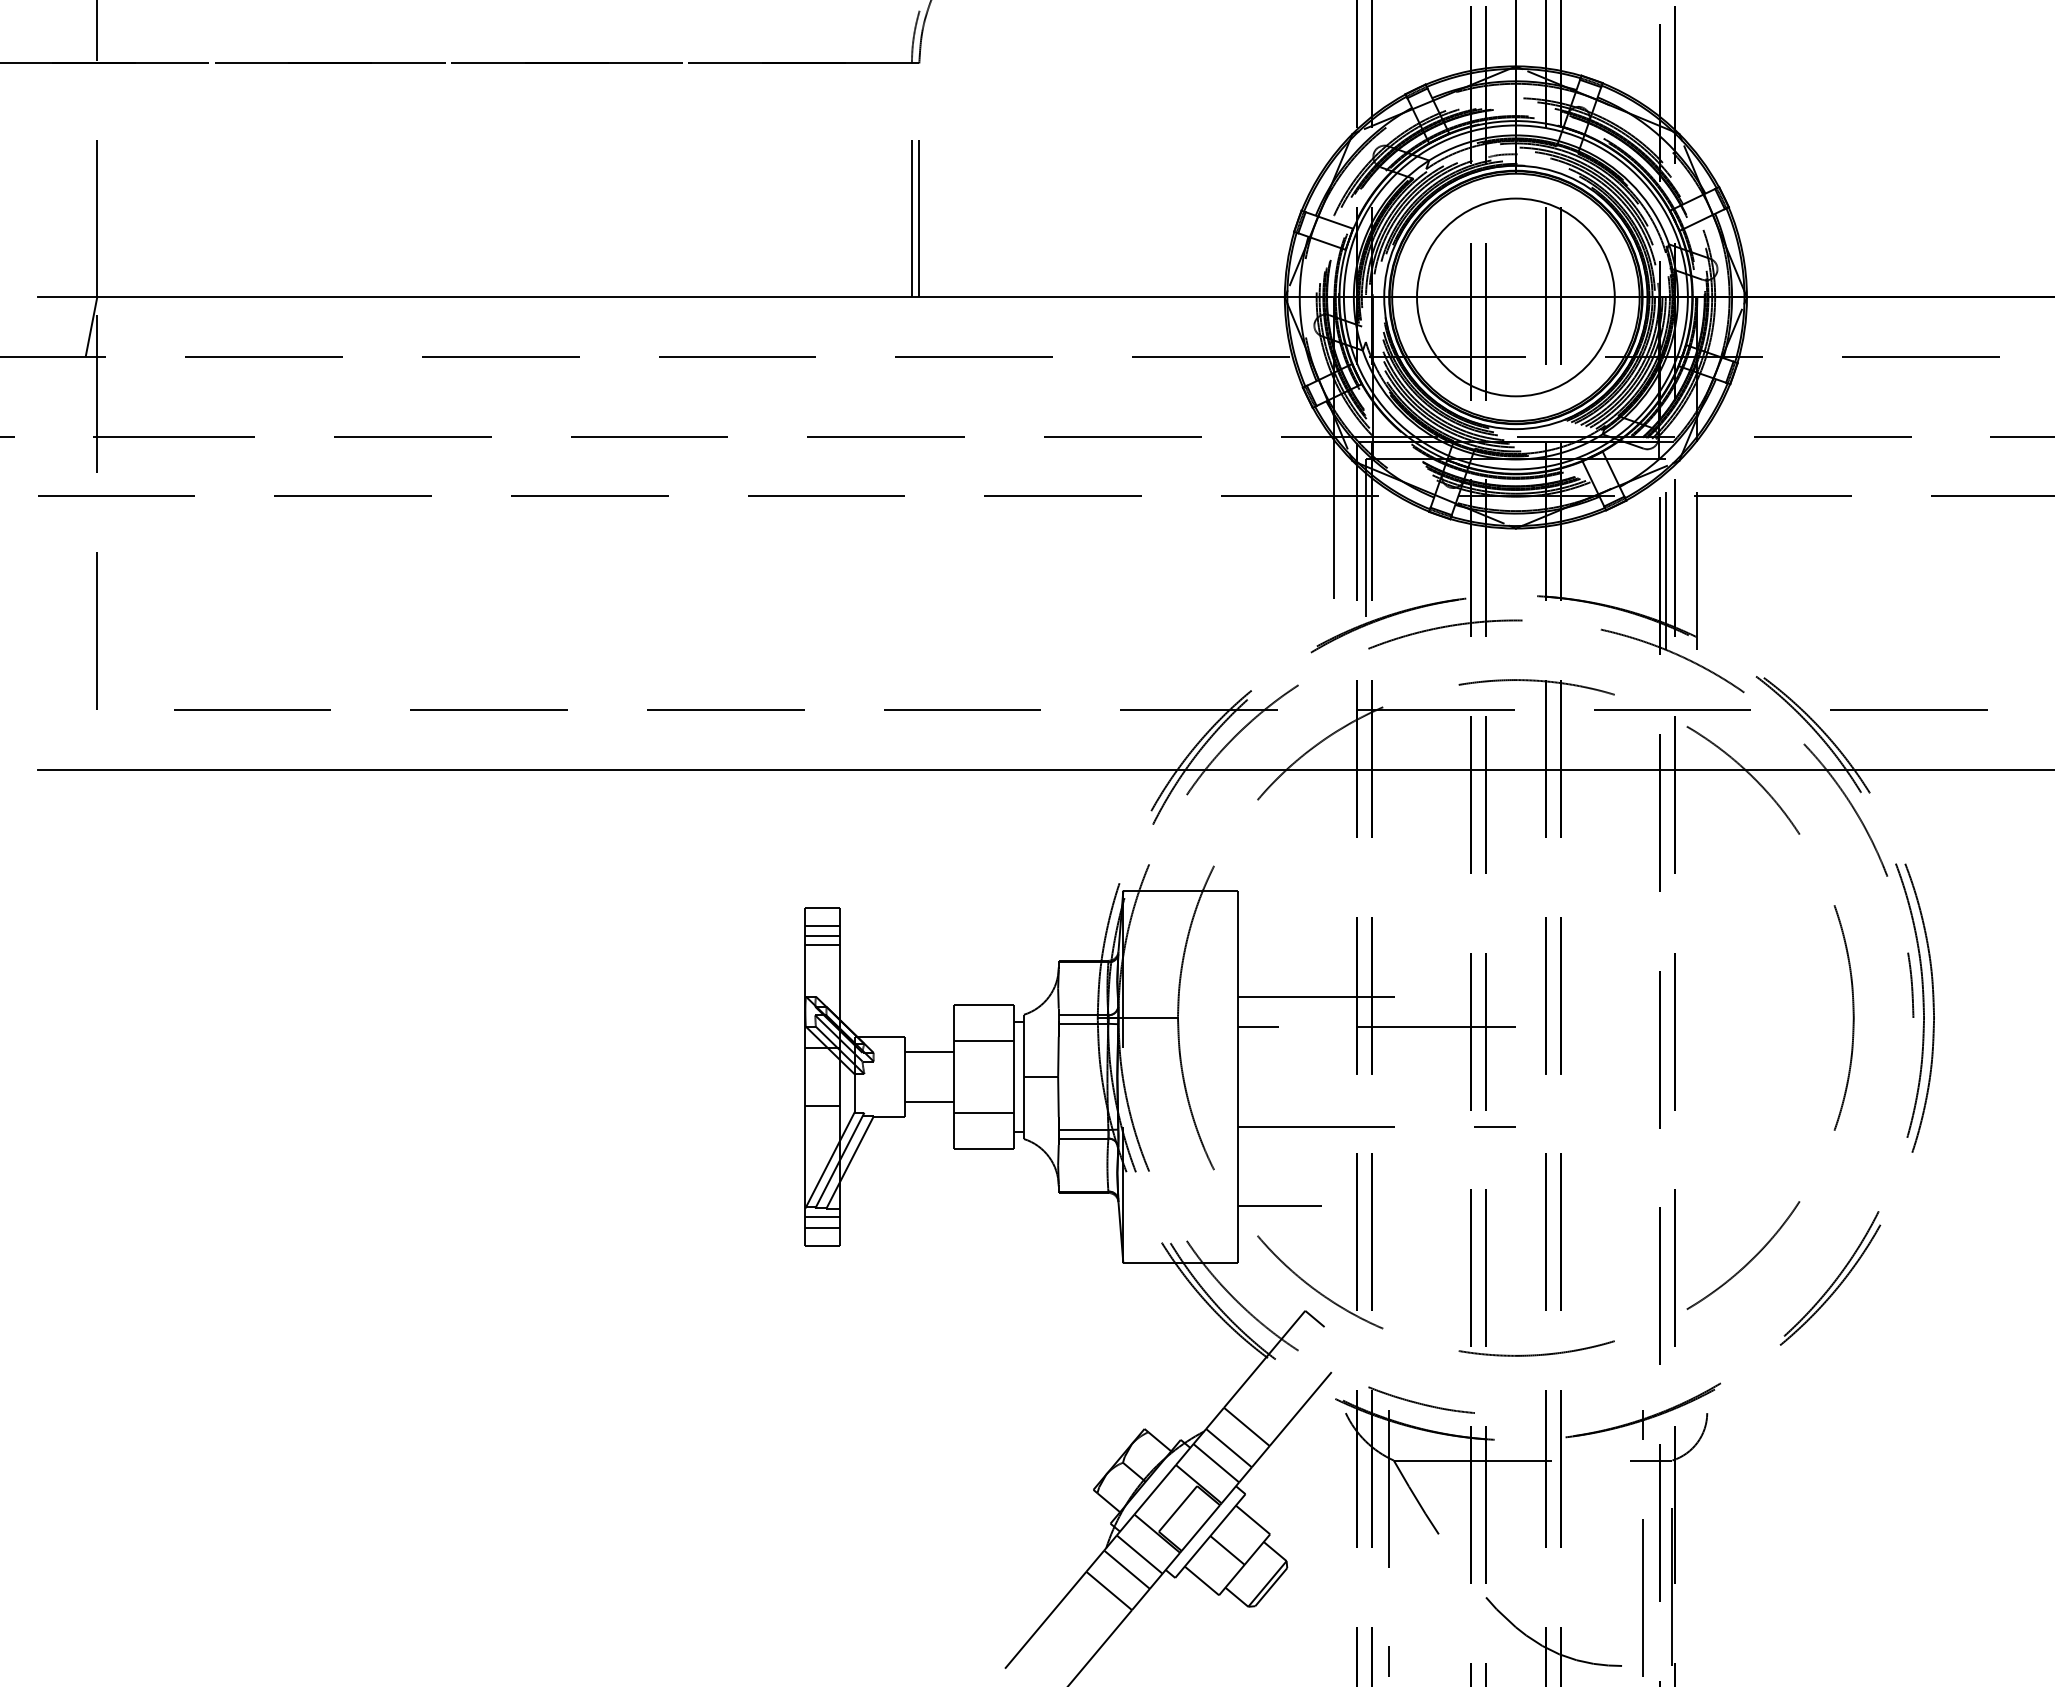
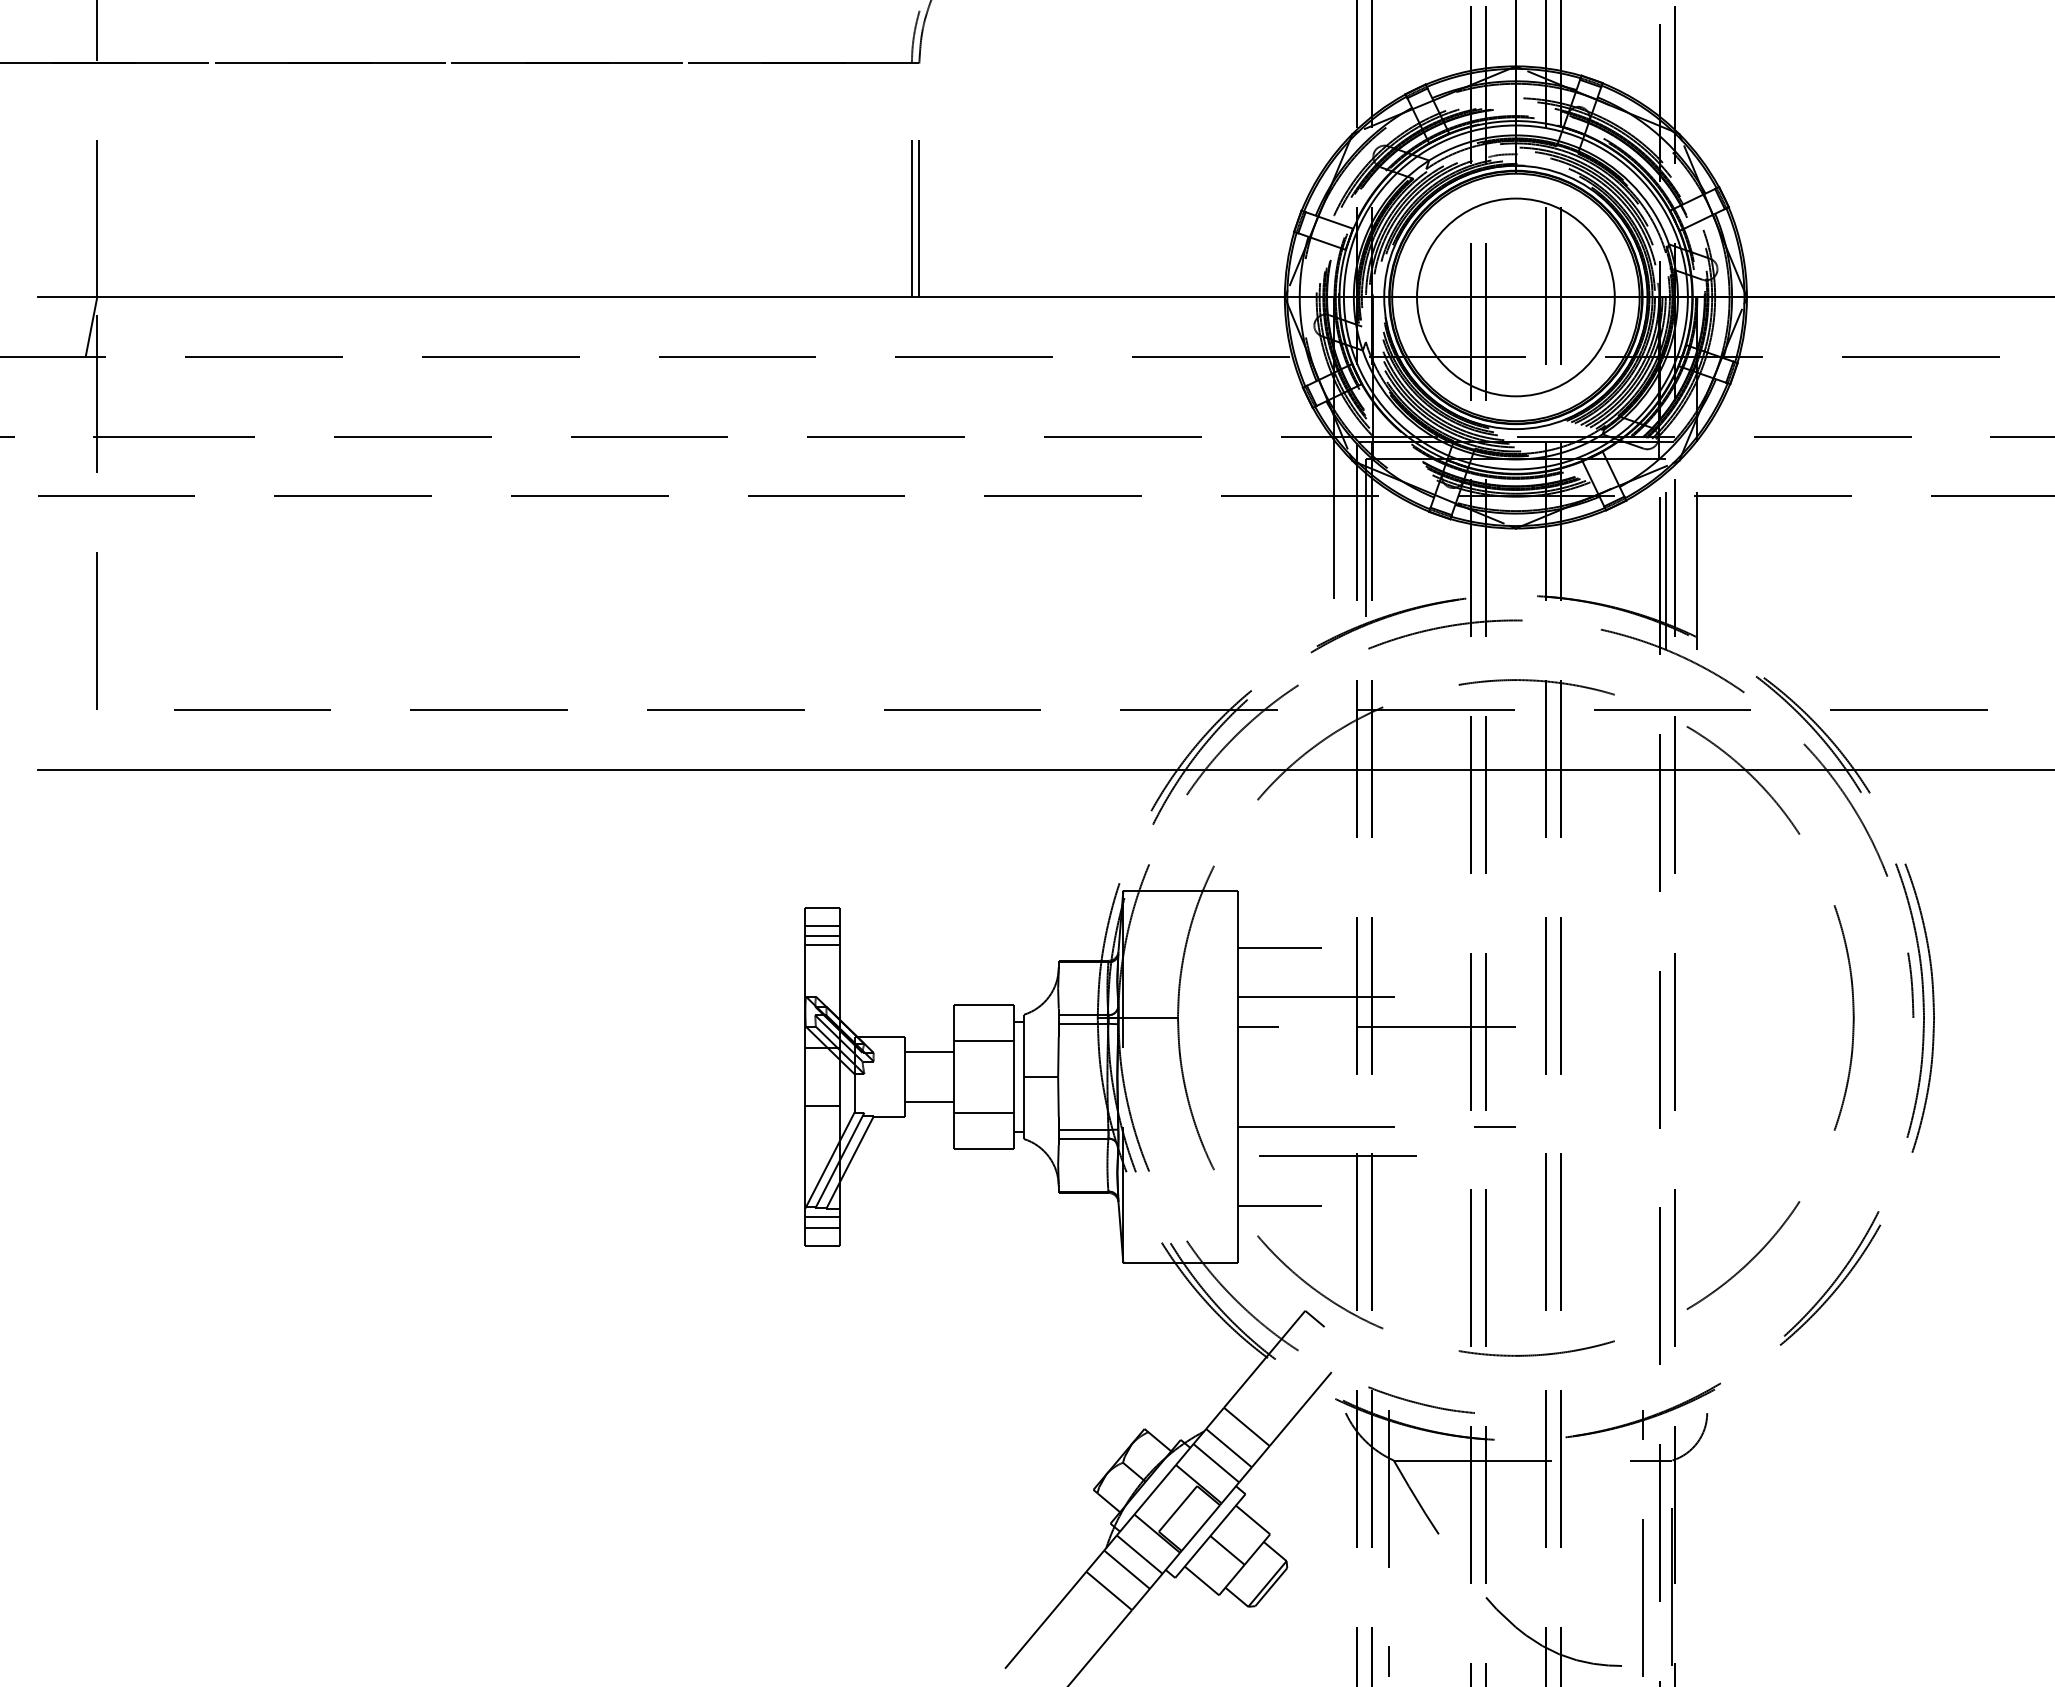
line: none -> present (1279, 947)
line: none -> present (1327, 1156)
